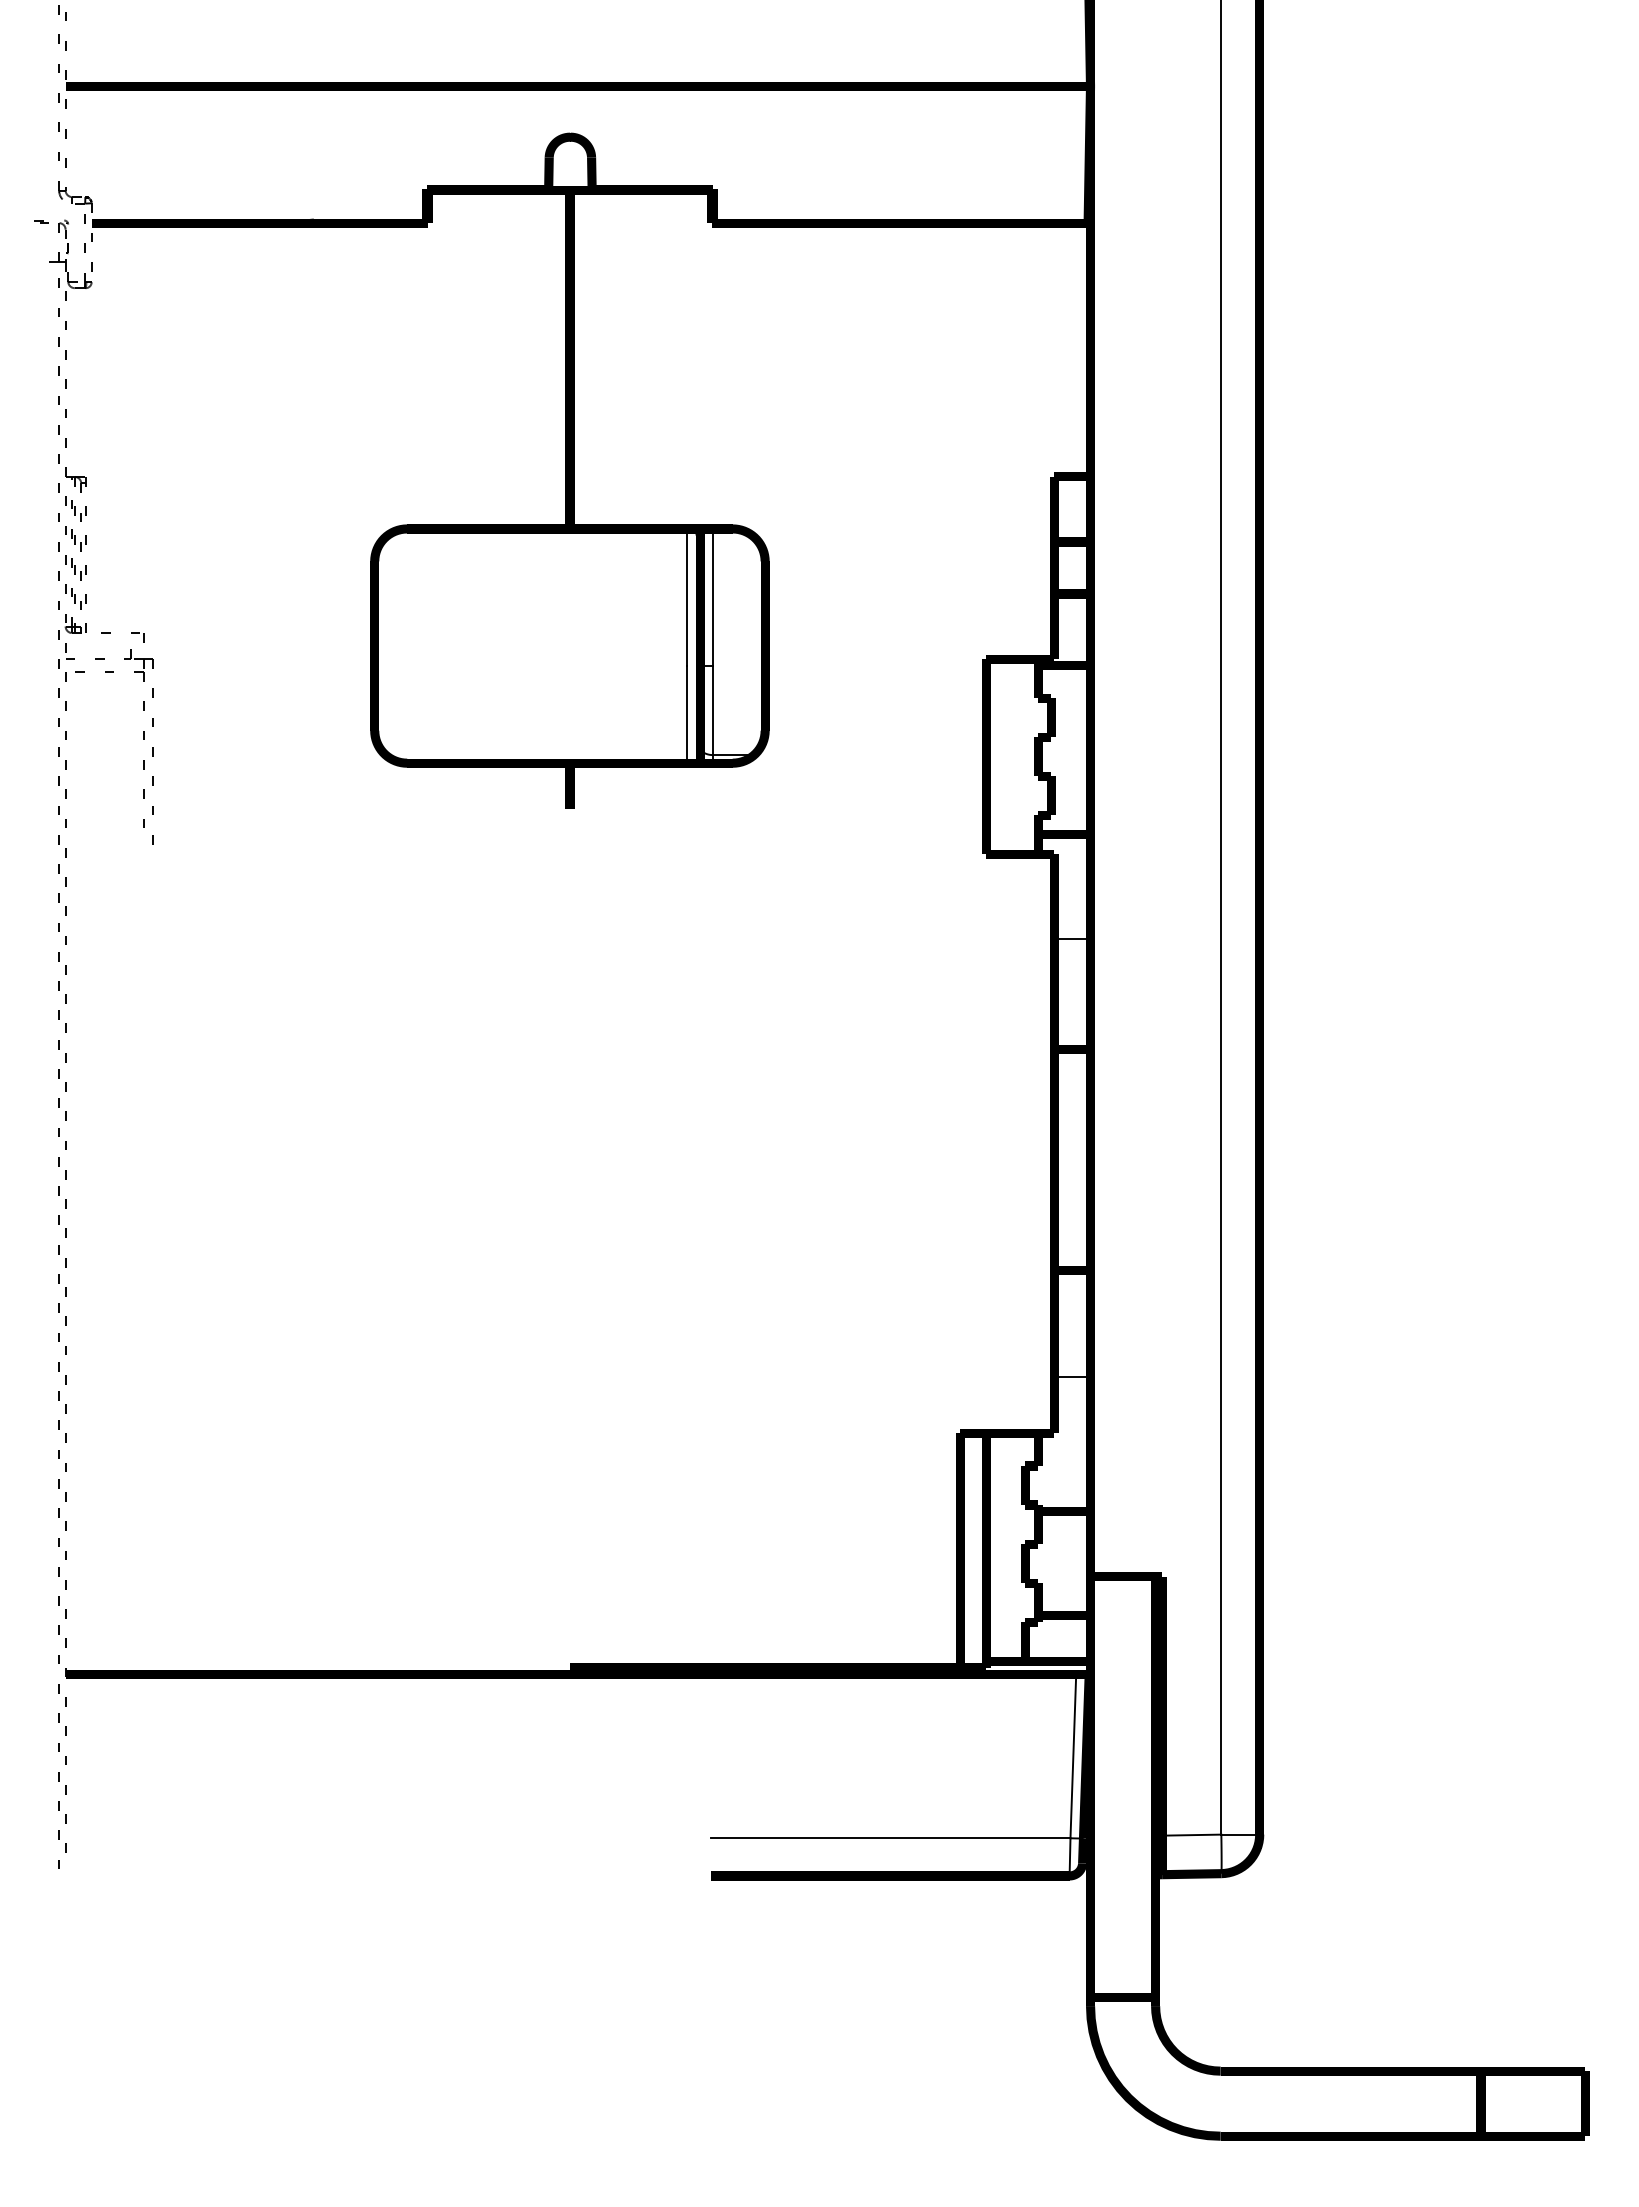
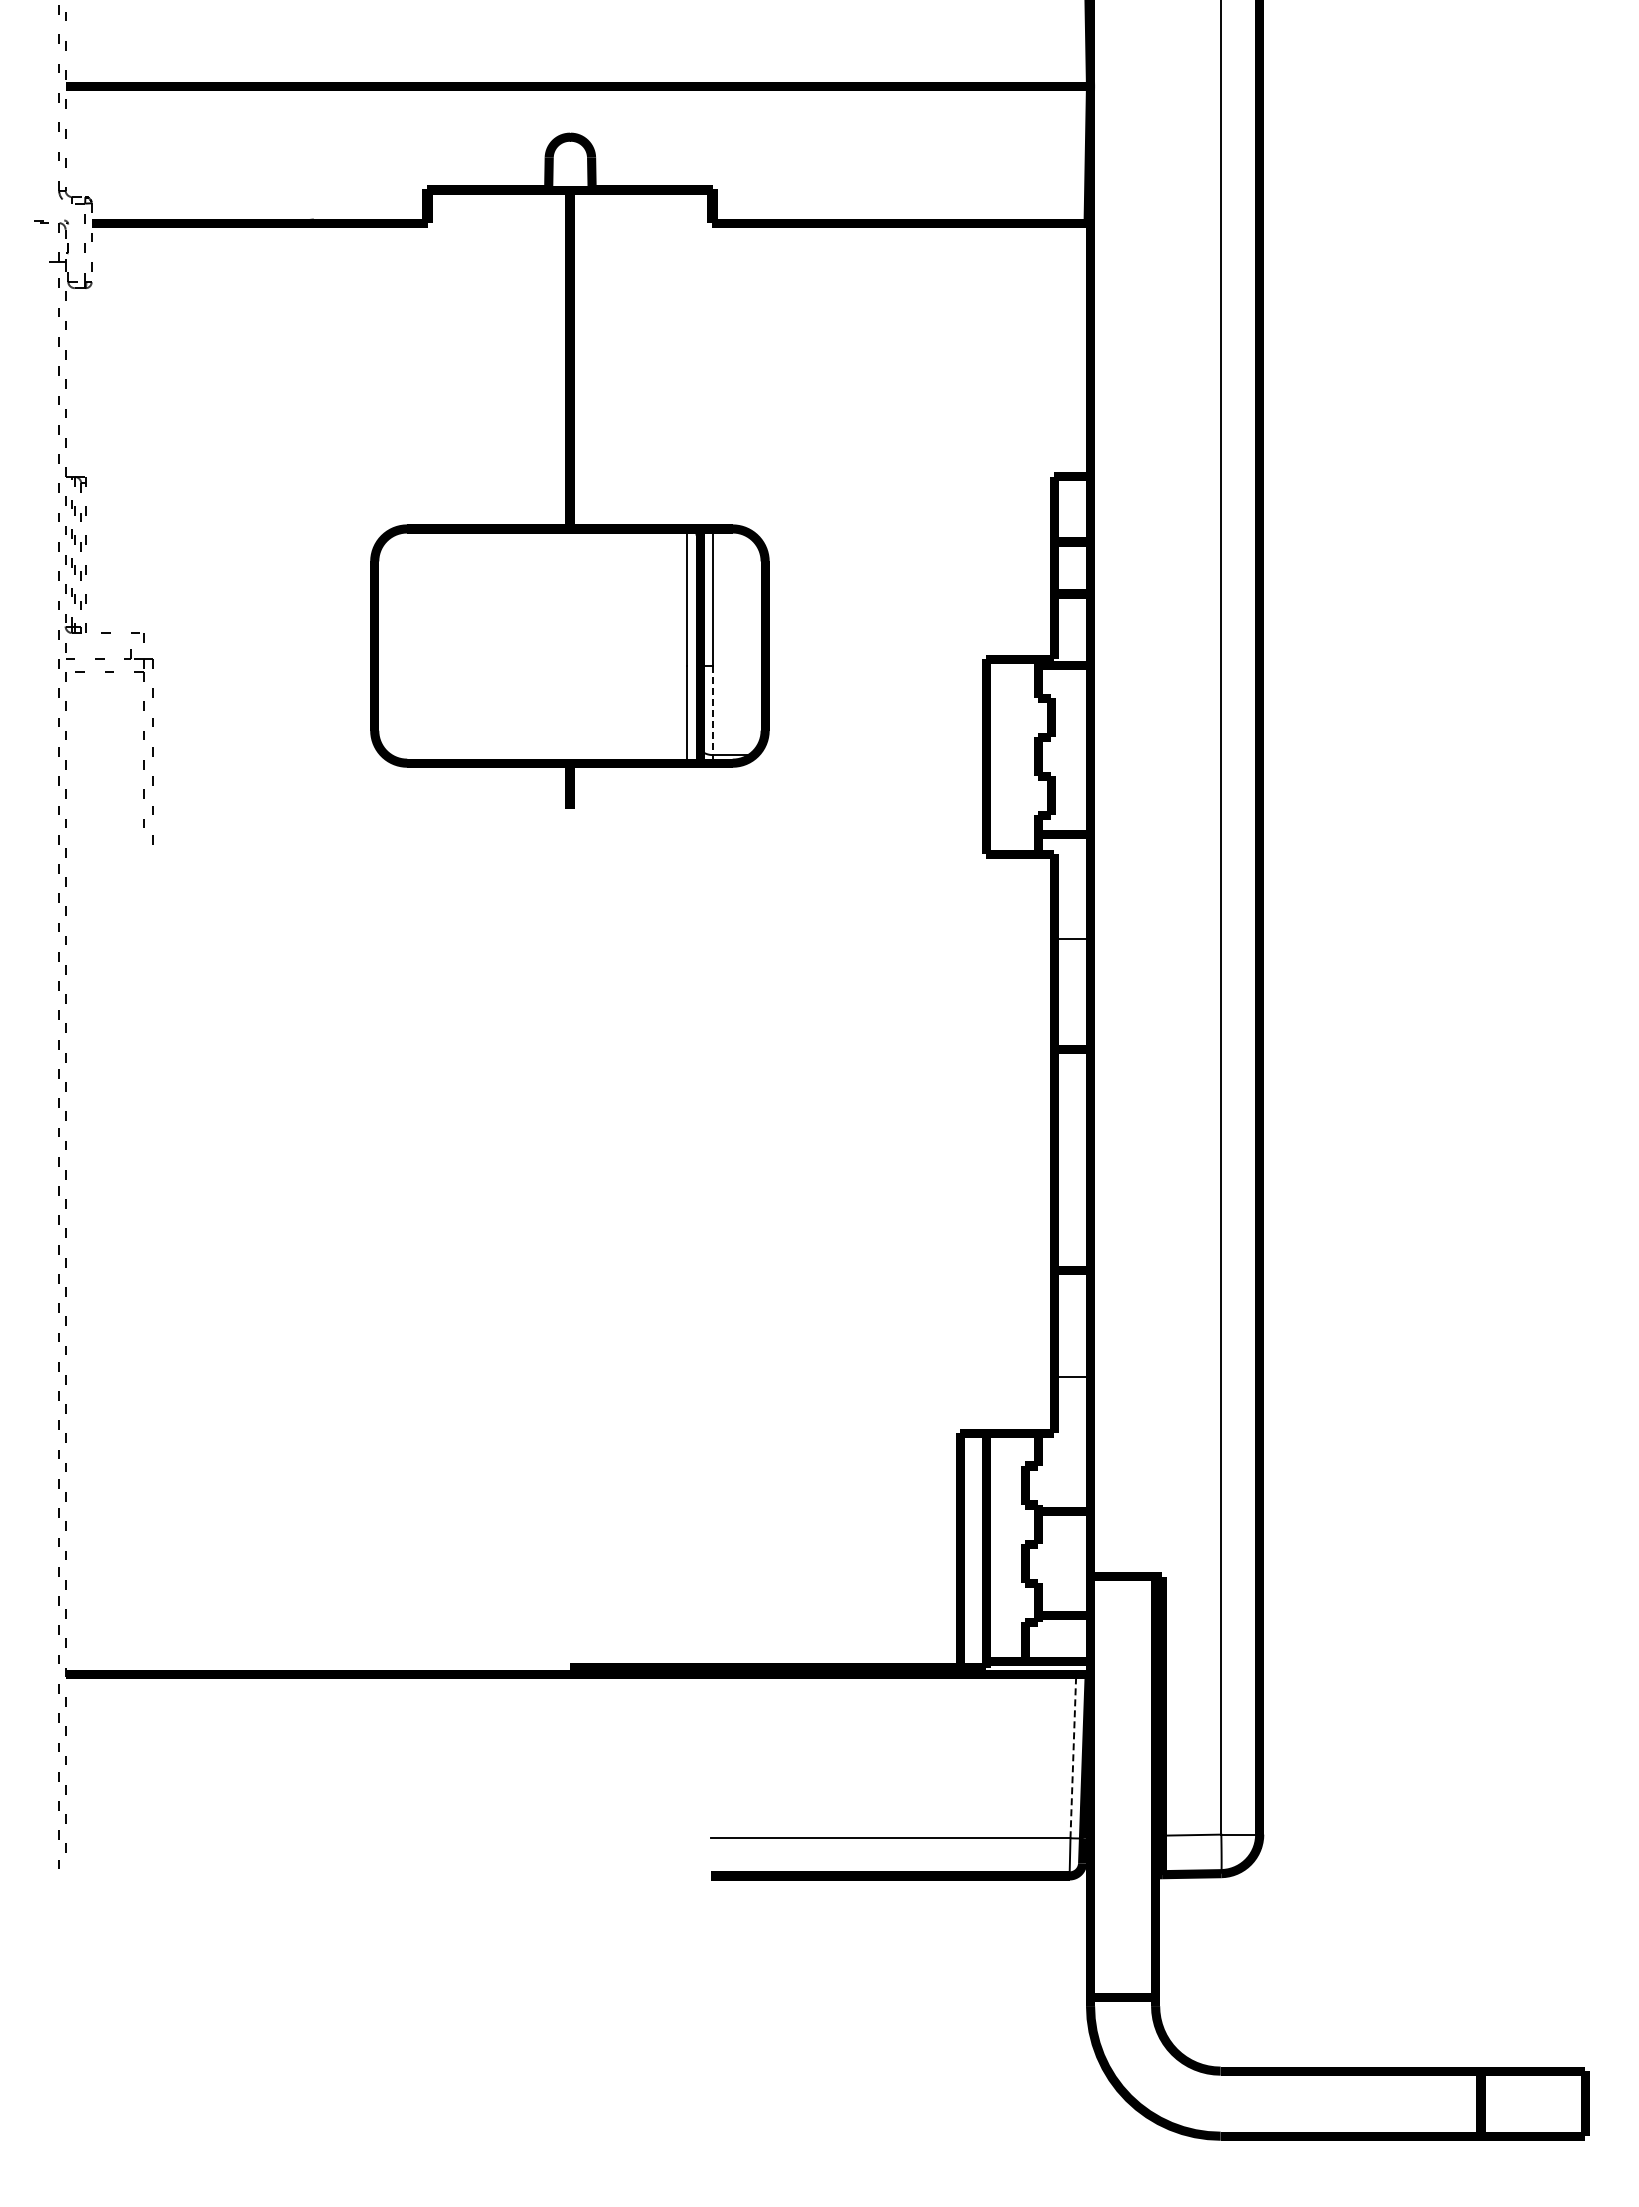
line: solid -> dashed (713, 710)
line: solid -> dashed (1073, 1755)
